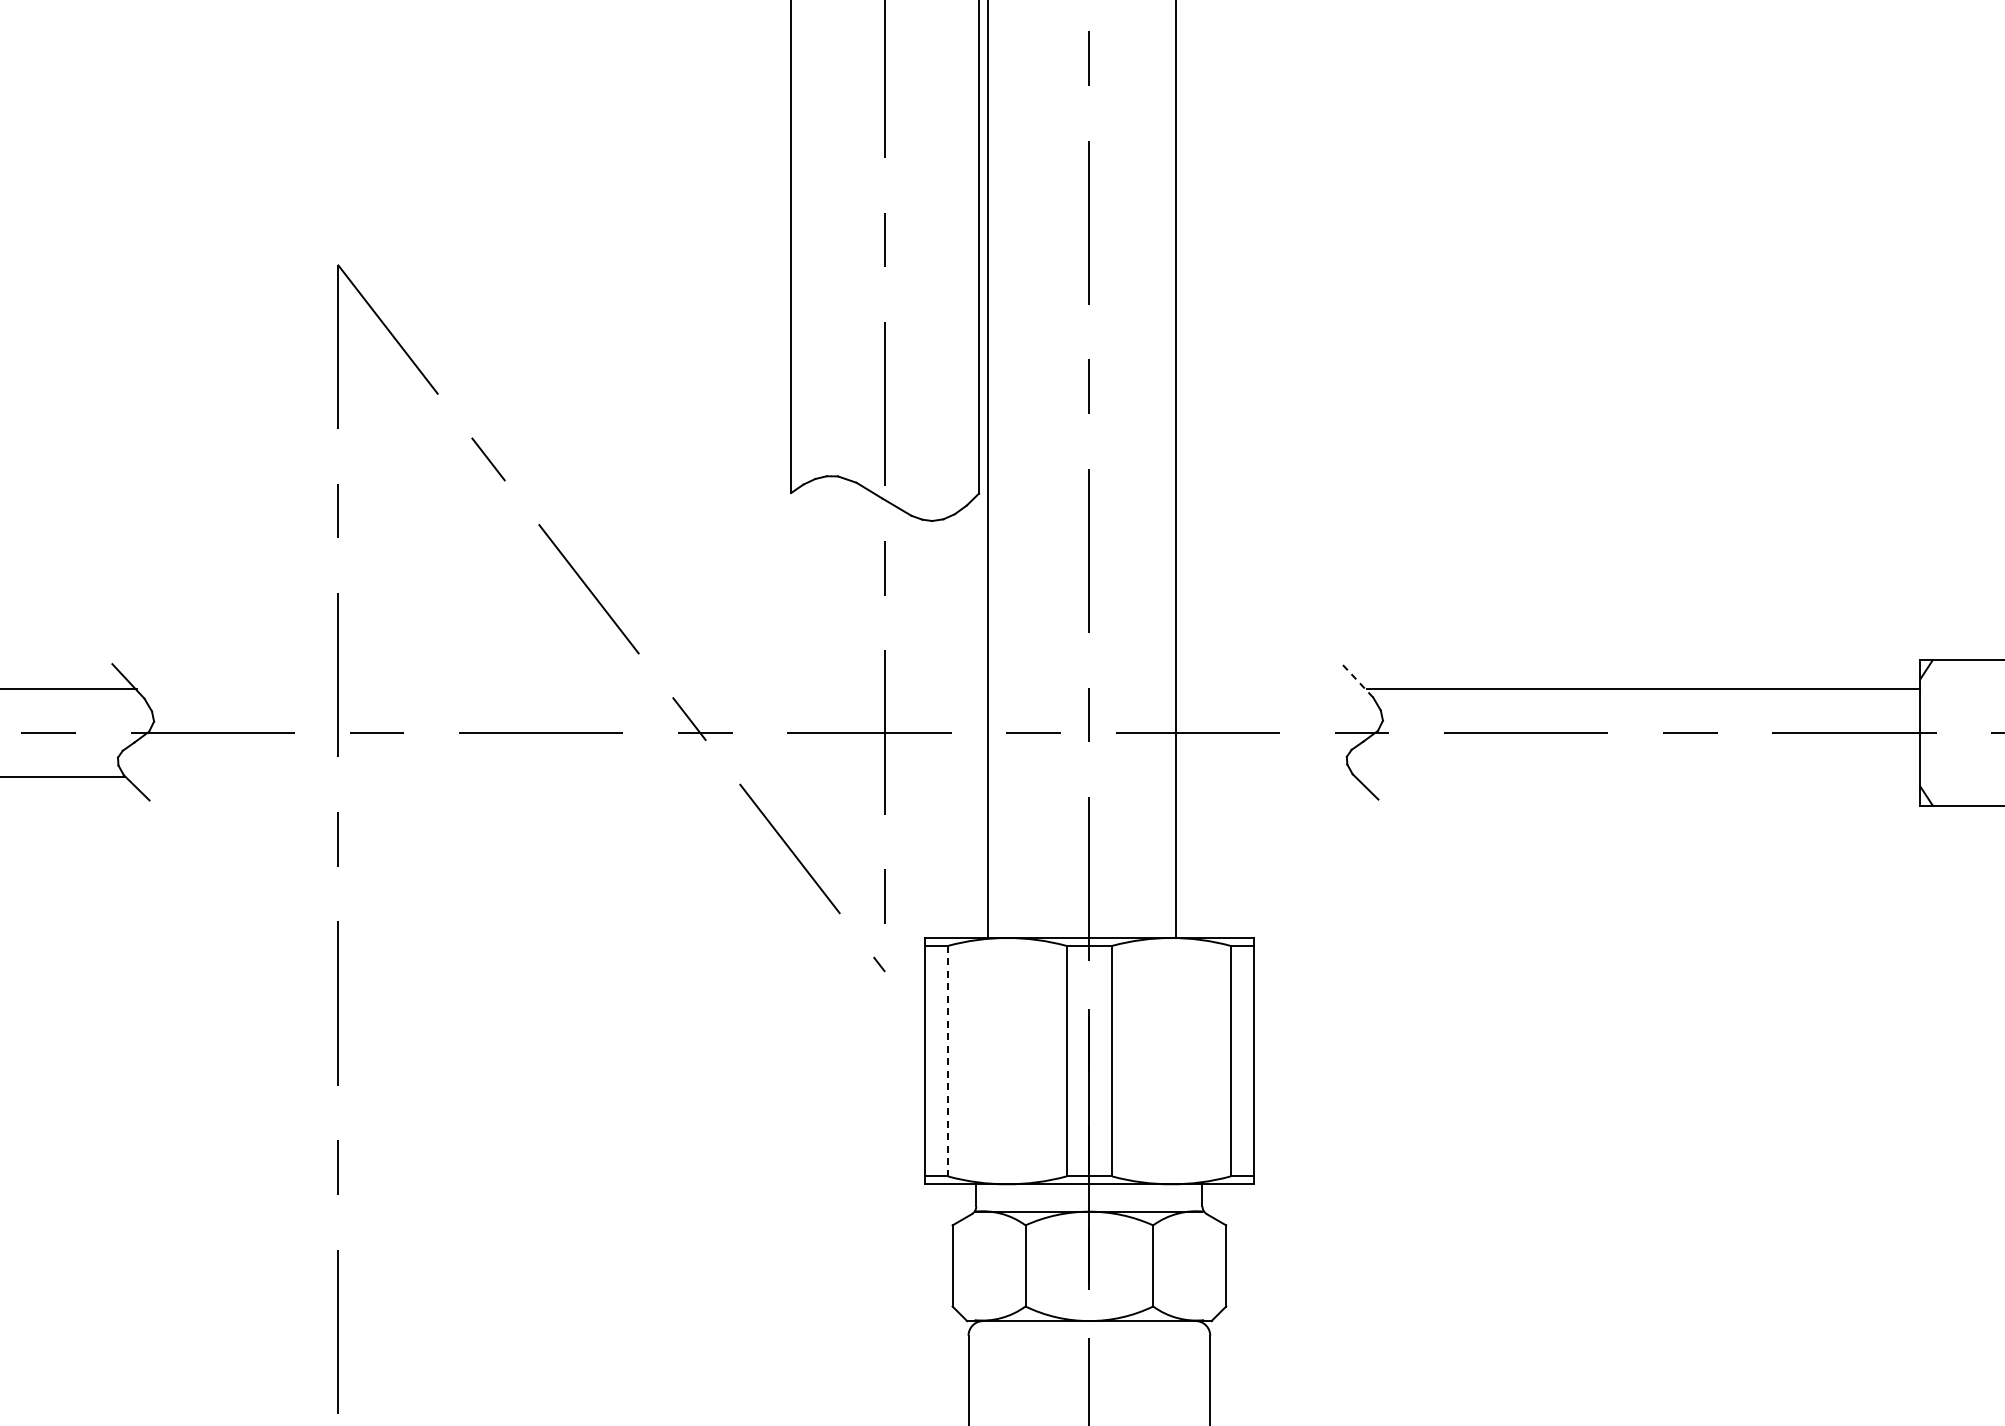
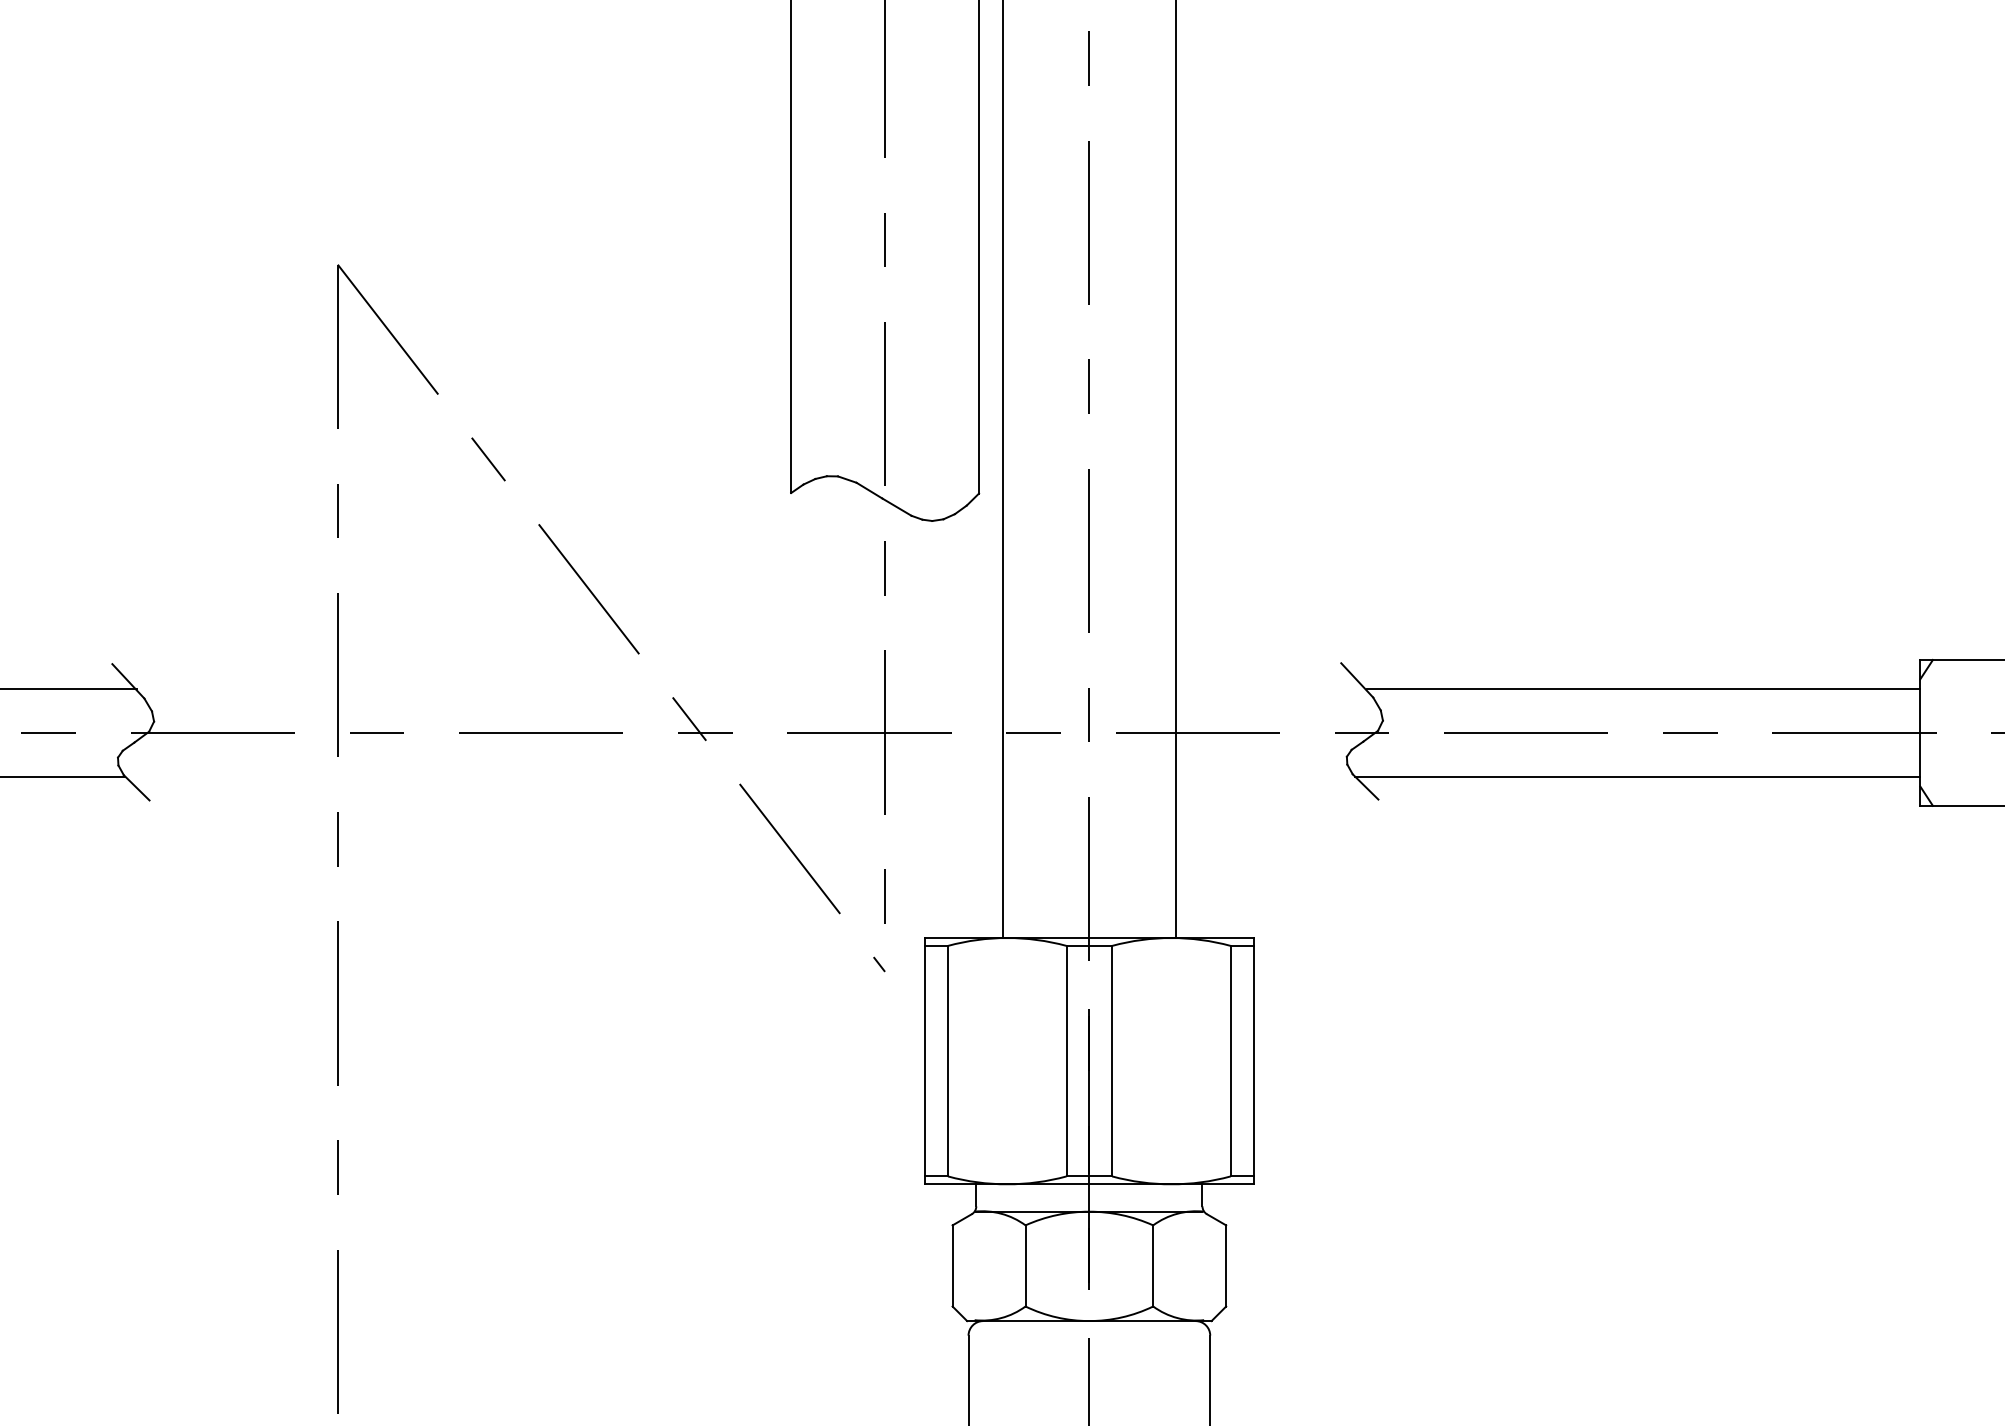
line position: (987, 470) -> (1002, 470) (1002, 470)
line: dashed -> solid (1356, 680)
line: none -> present (1637, 776)
line: dashed -> solid (948, 1061)
